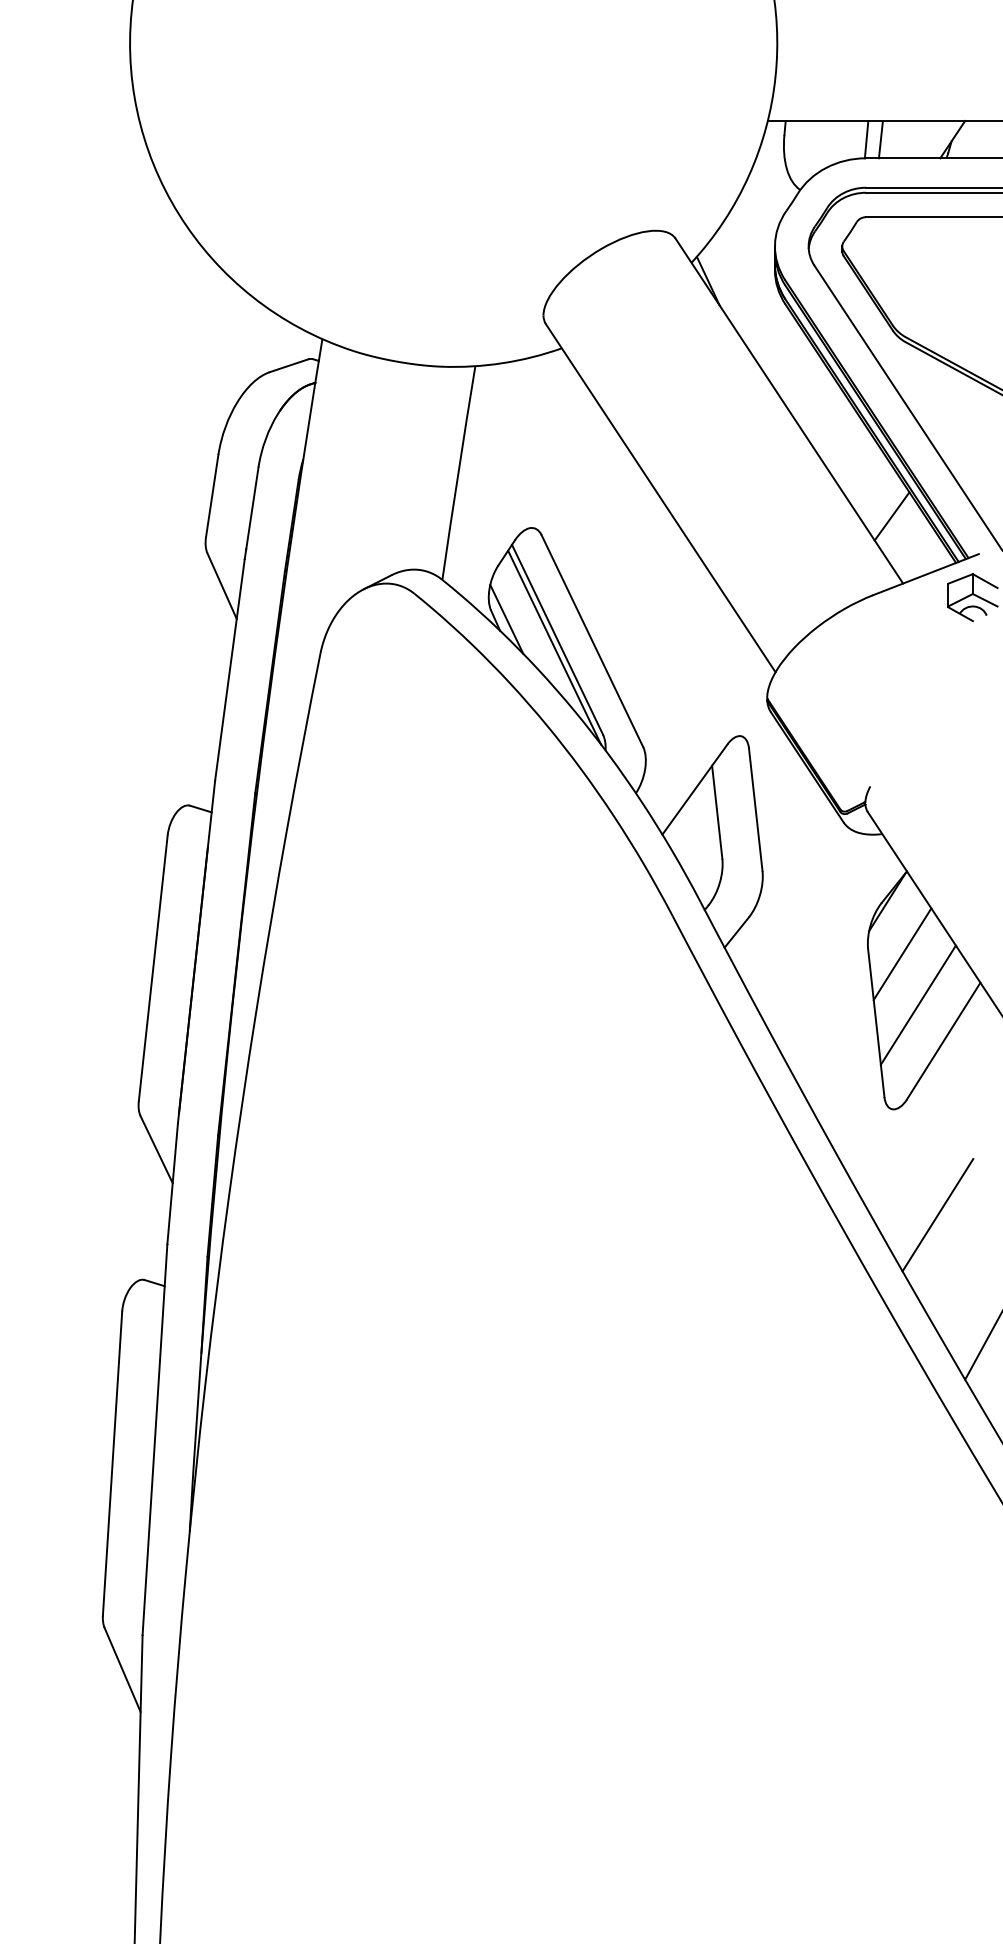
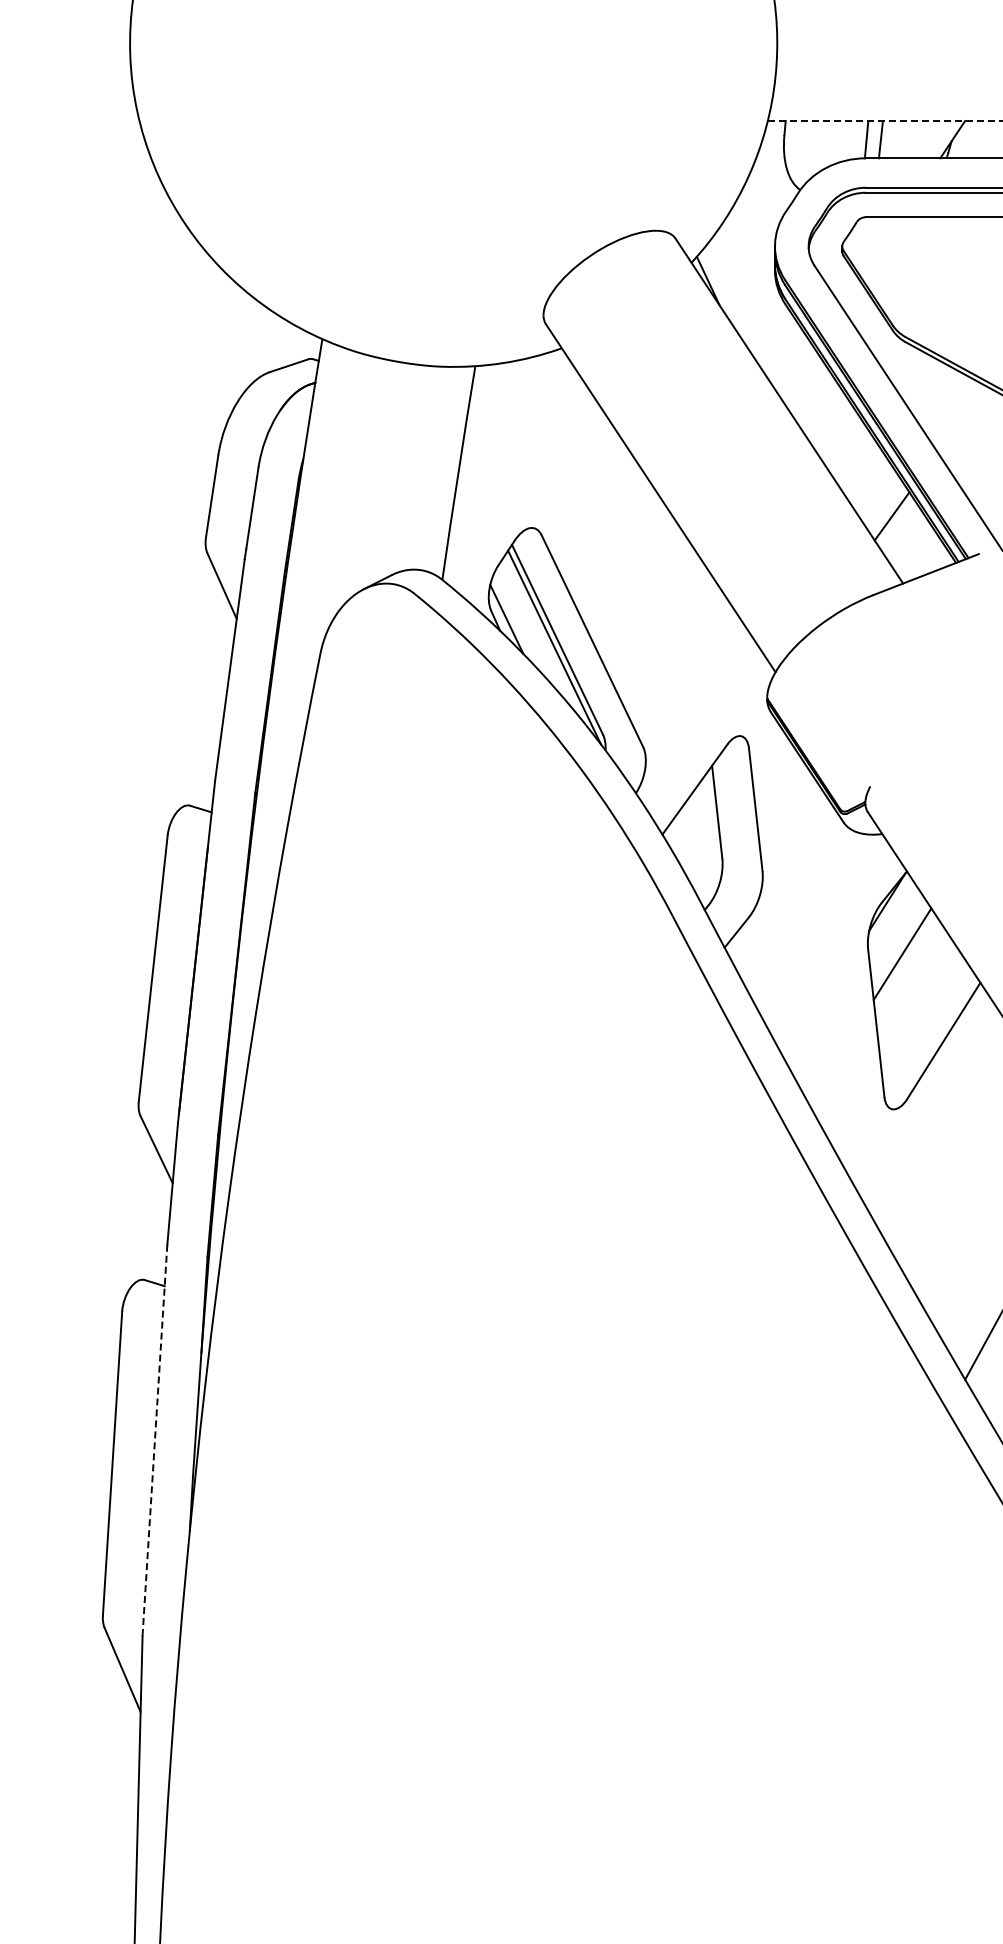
line: solid -> dashed (885, 121)
part: present -> none (972, 597)
line: present -> none (917, 1004)
line: present -> none (937, 1215)
line: solid -> dashed (154, 1440)
